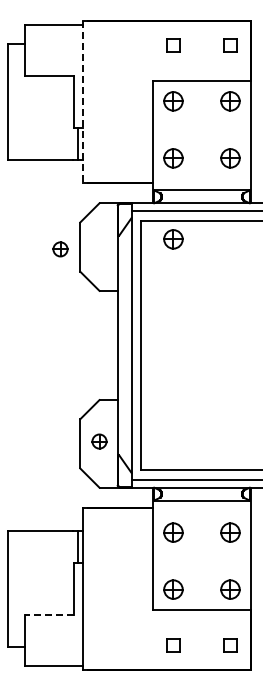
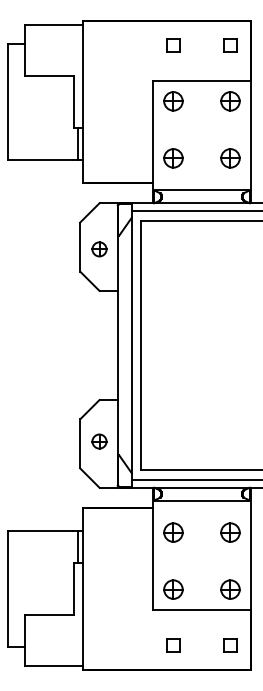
line: dashed -> solid (82, 102)
part: present -> none (173, 239)
part position: (60, 249) -> (99, 249) (99, 249)
line: dashed -> solid (49, 614)
